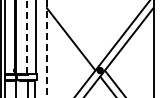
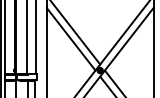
line: none -> present (75, 33)
line: dashed -> solid (26, 37)
line: dashed -> solid (46, 48)
